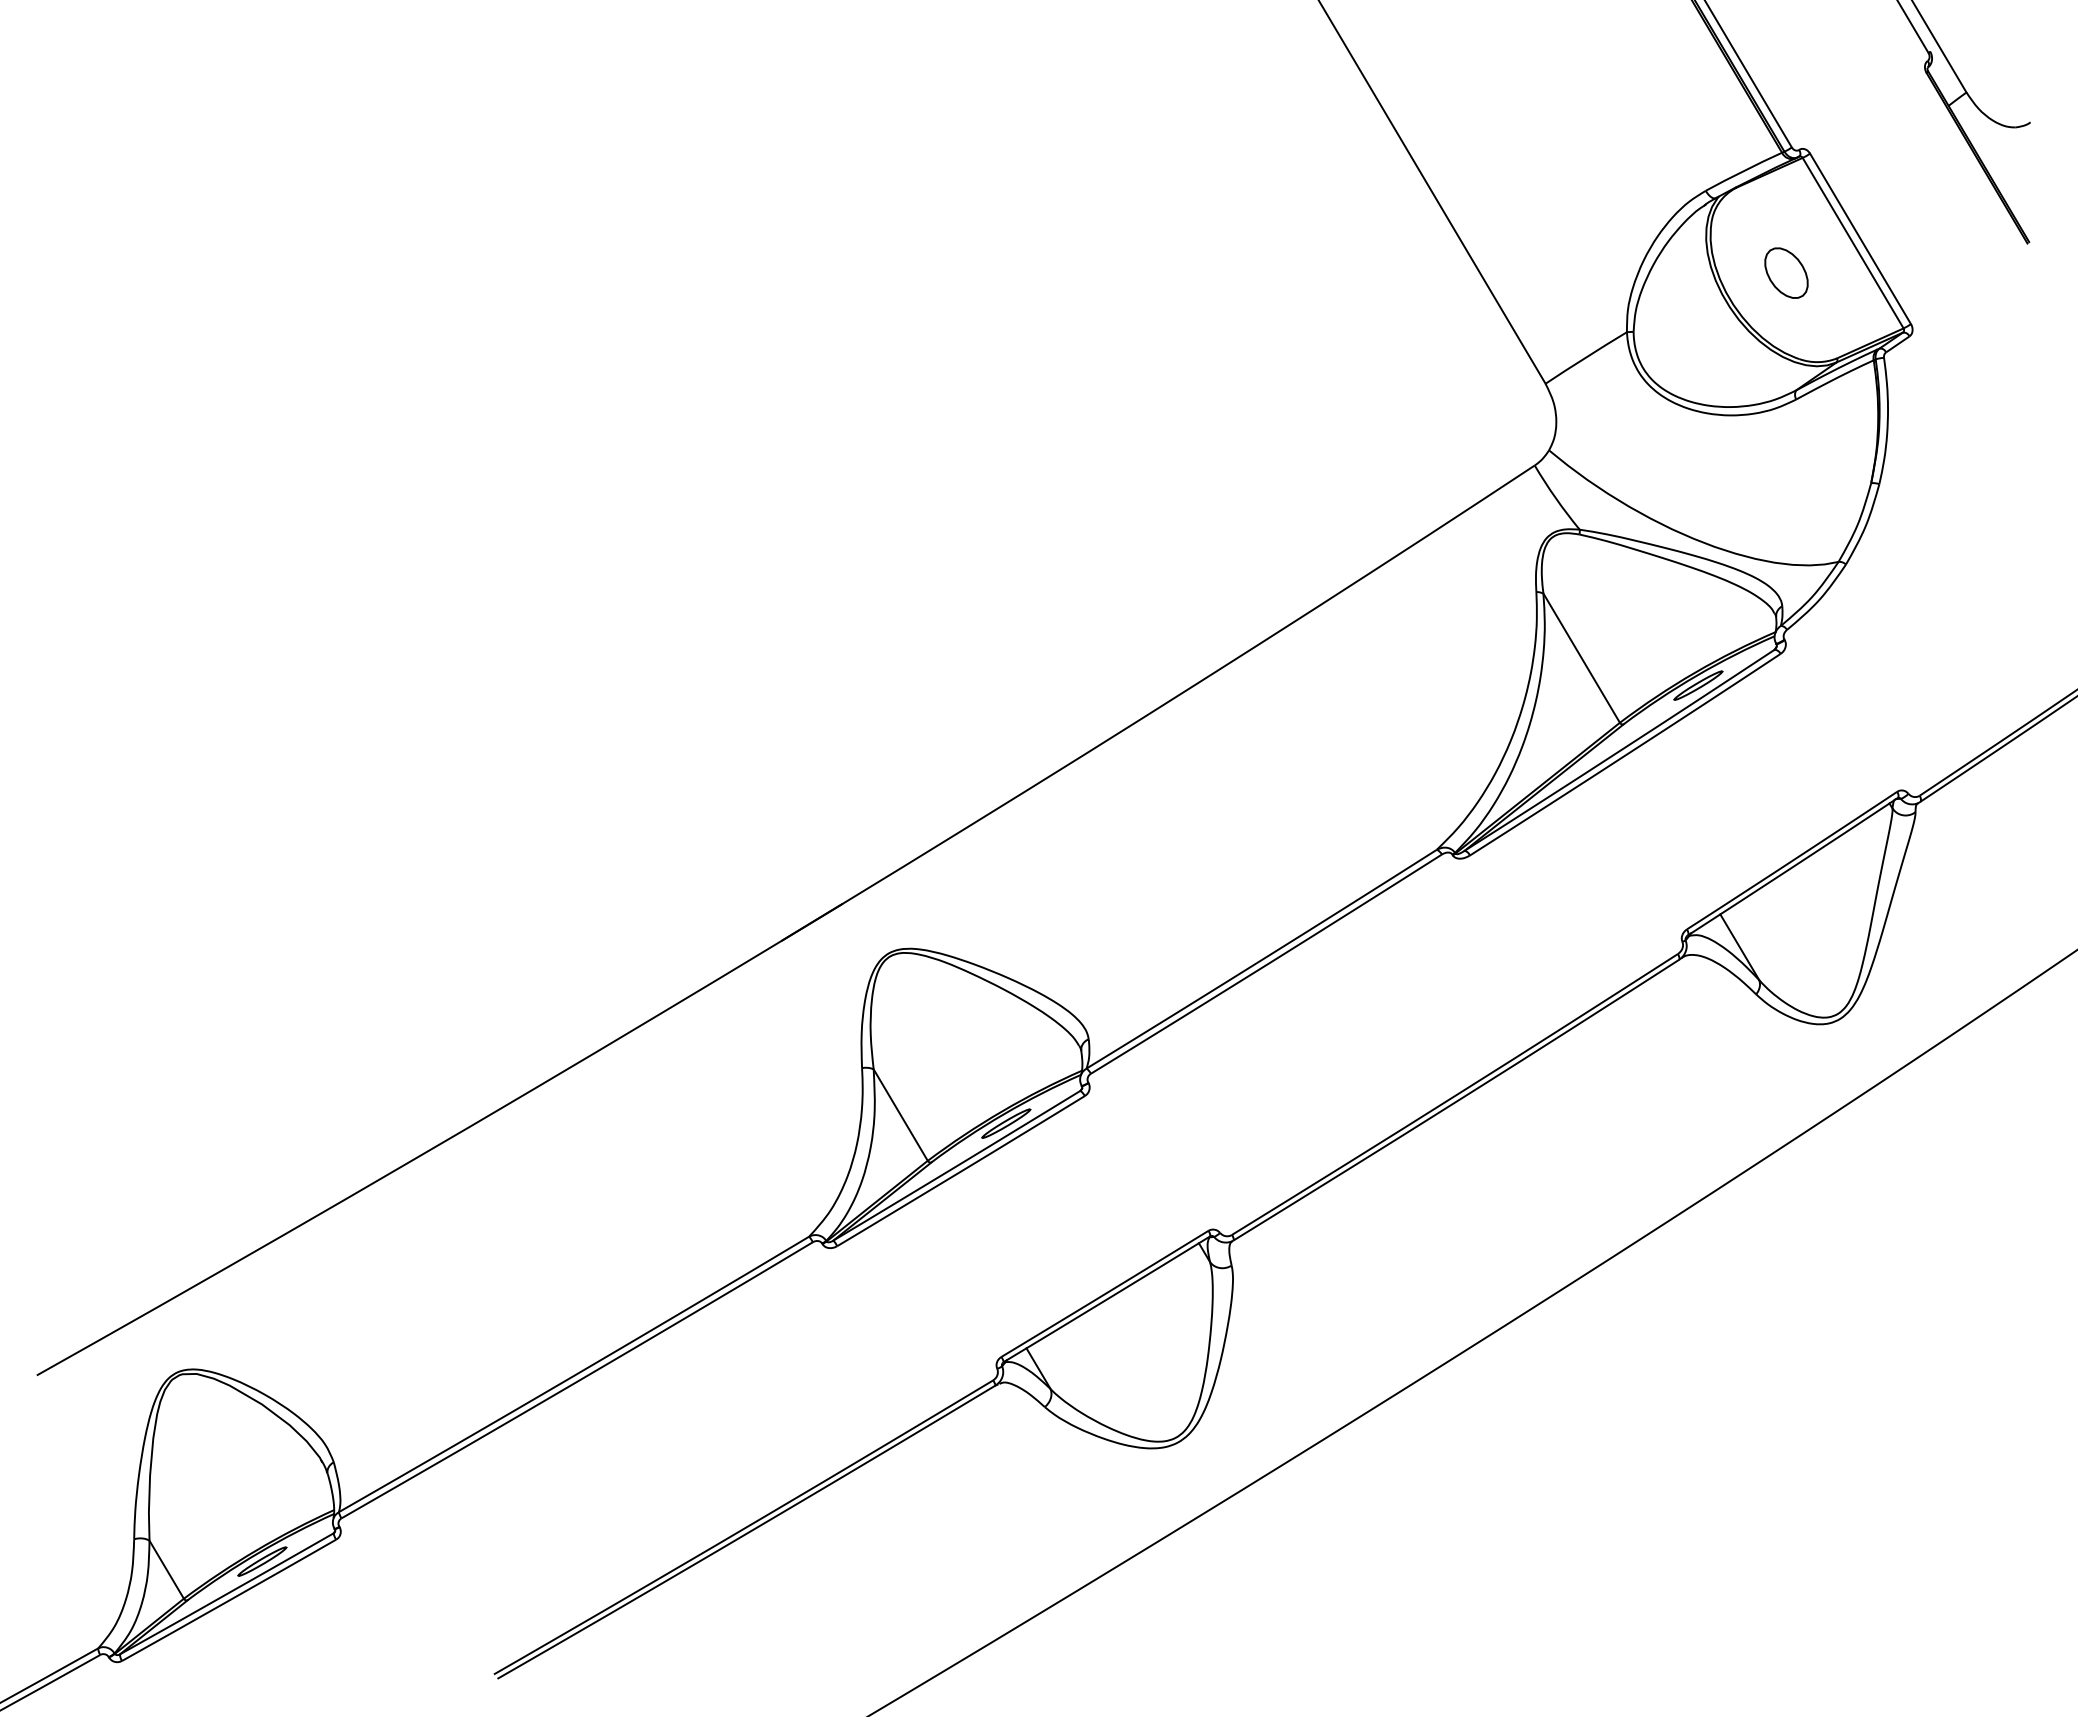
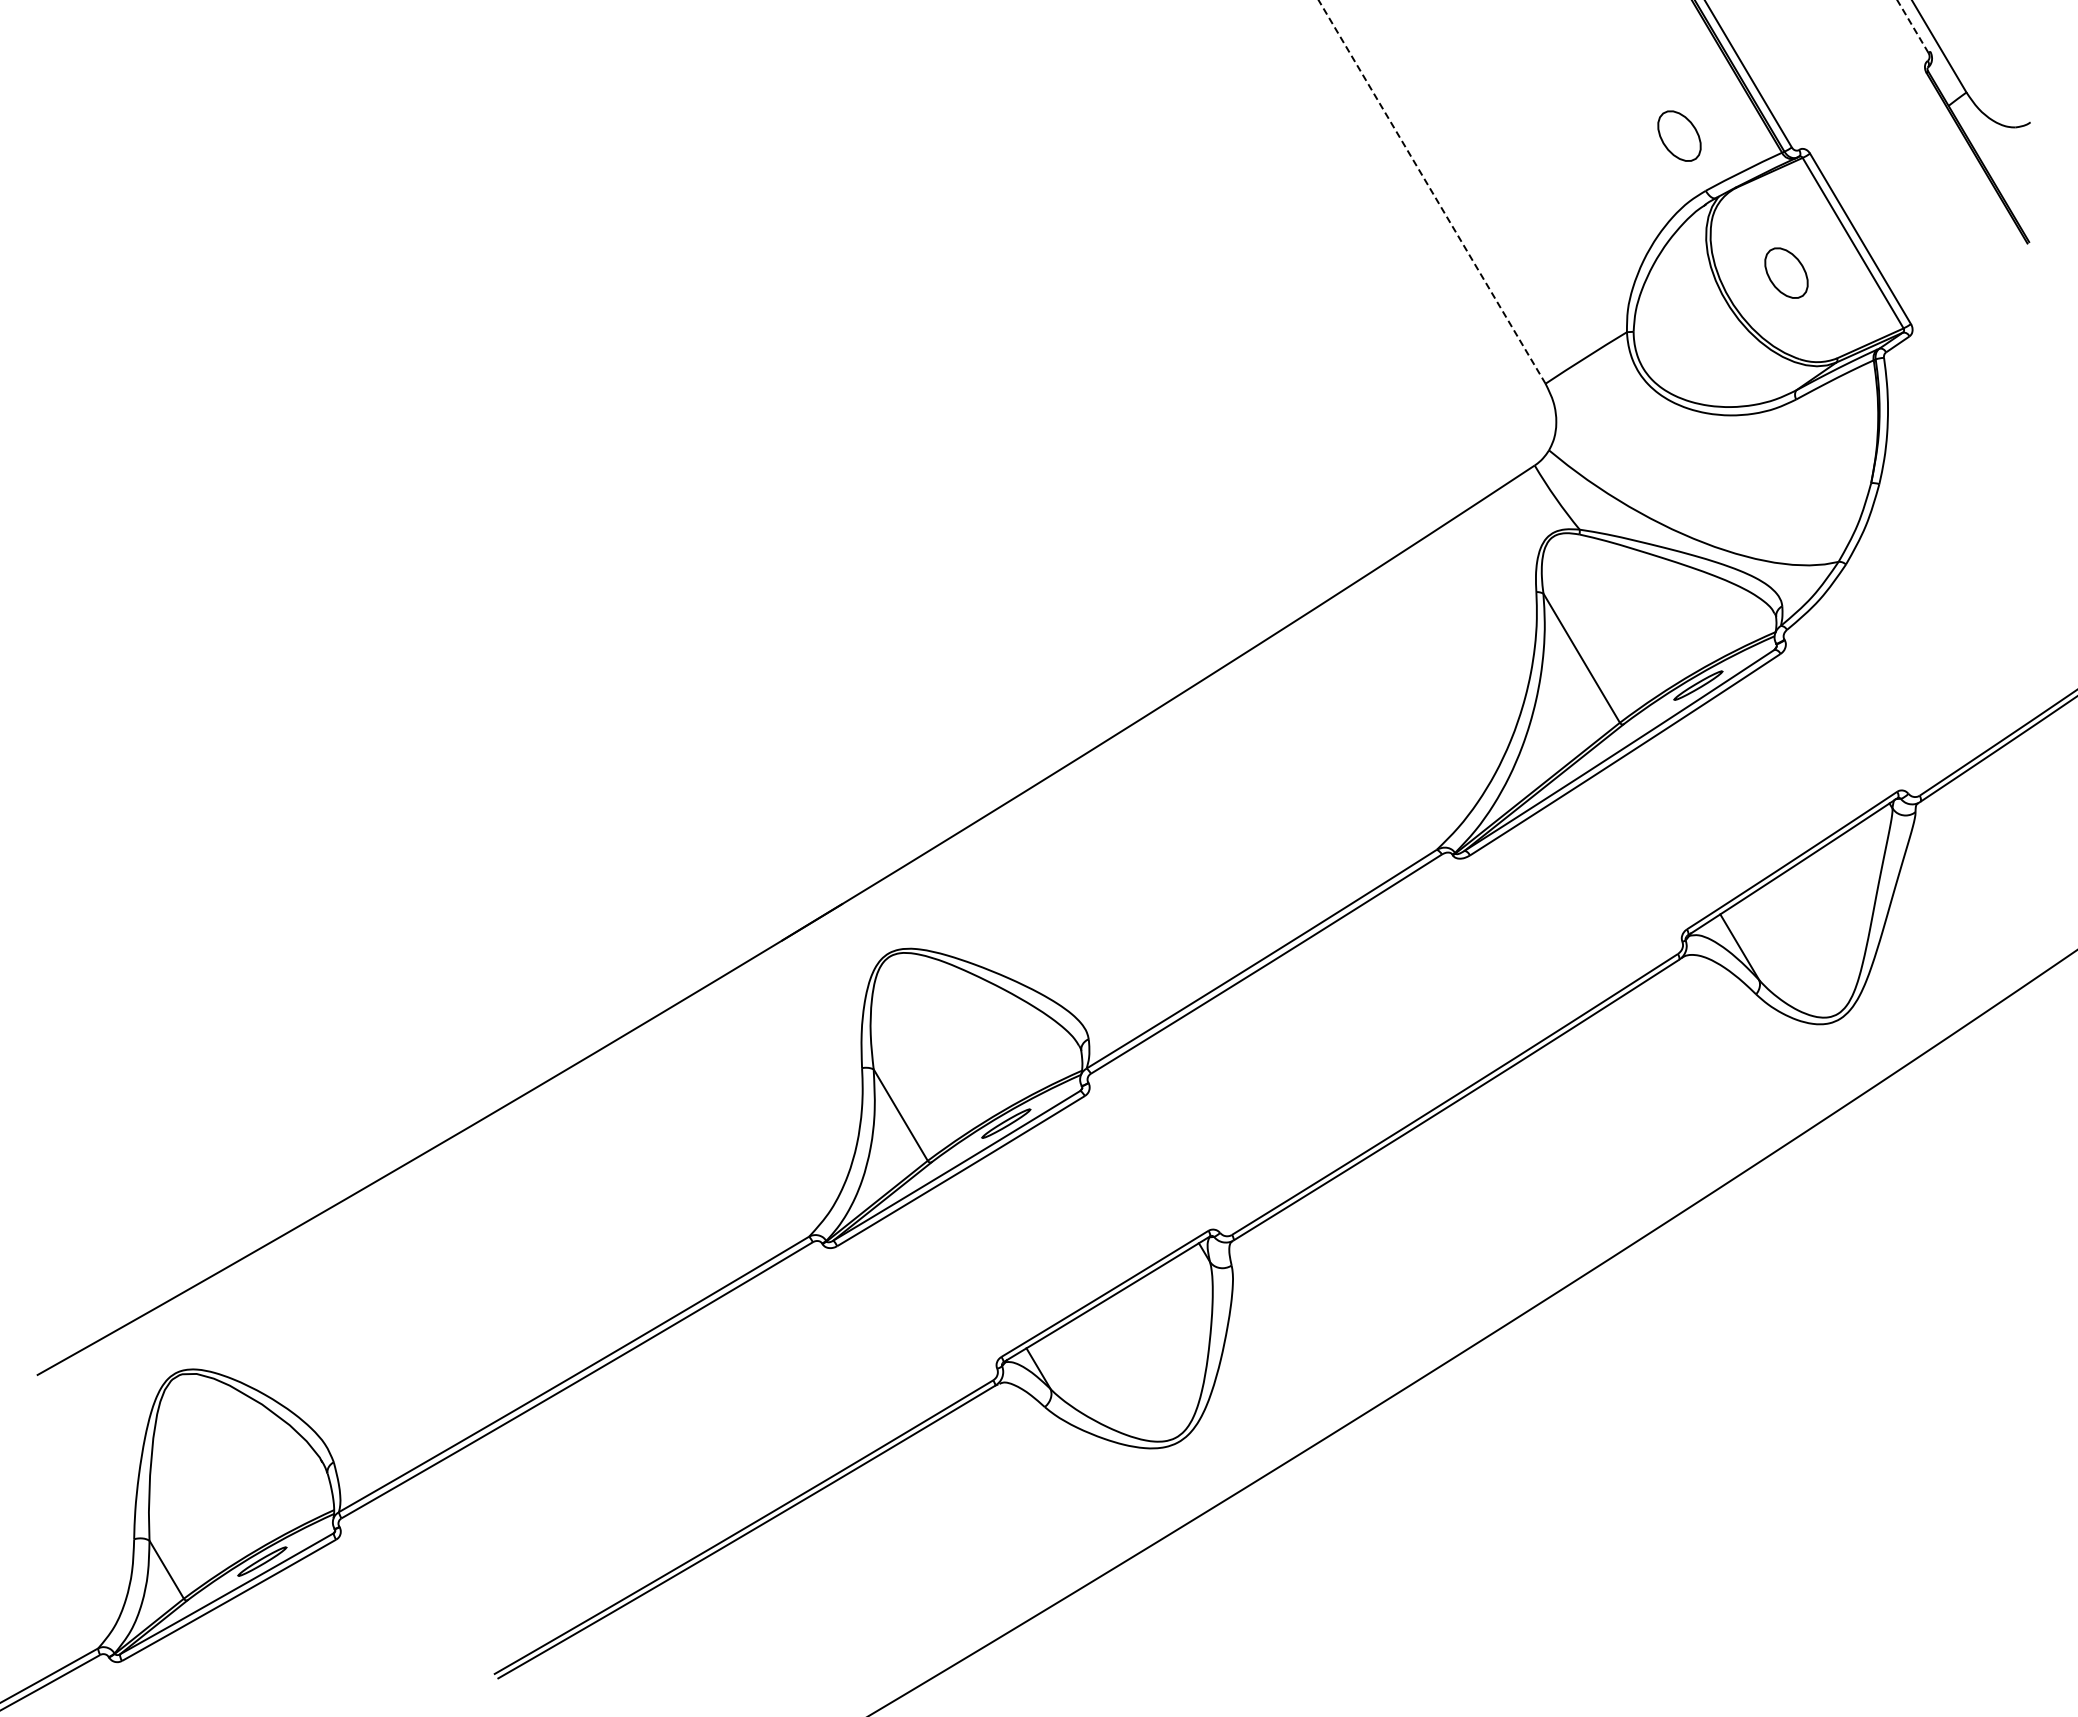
line: solid -> dashed (1912, 26)
part: none -> present (1679, 135)
line: solid -> dashed (1432, 191)
